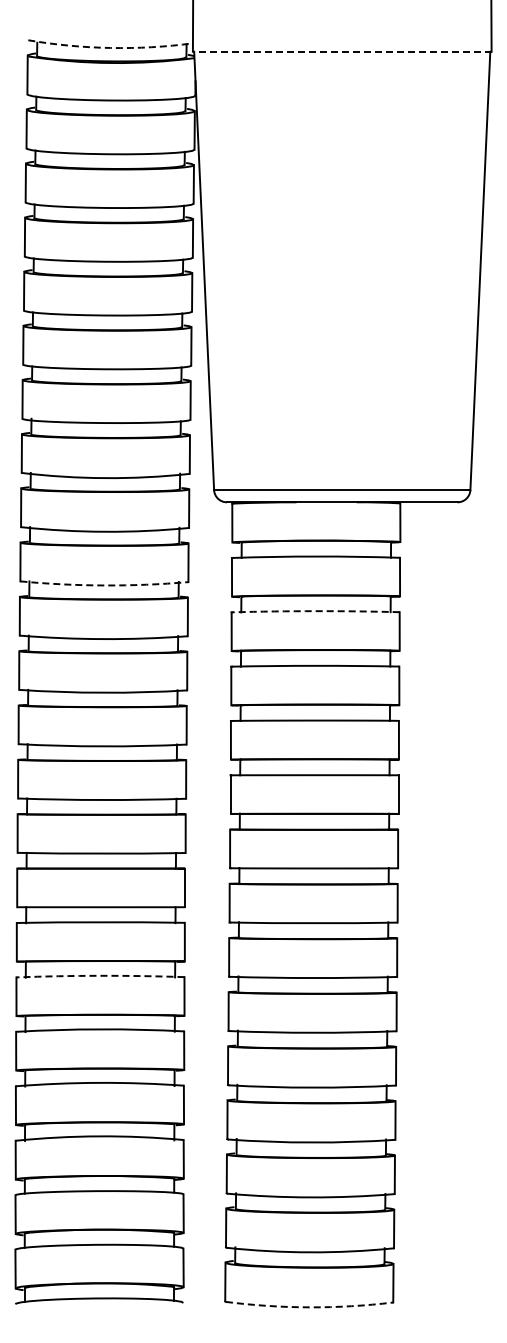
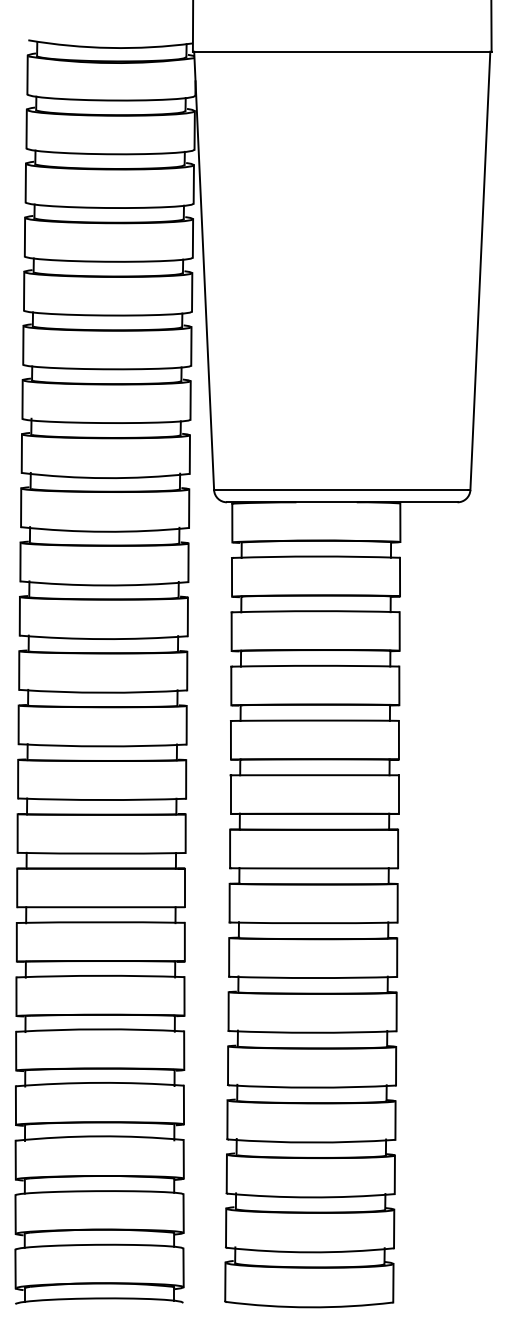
arc: dashed -> solid (110, 47)
line: dashed -> solid (341, 51)
arc: dashed -> solid (104, 585)
arc: dashed -> solid (316, 611)
arc: dashed -> solid (100, 975)
arc: dashed -> solid (309, 1307)
